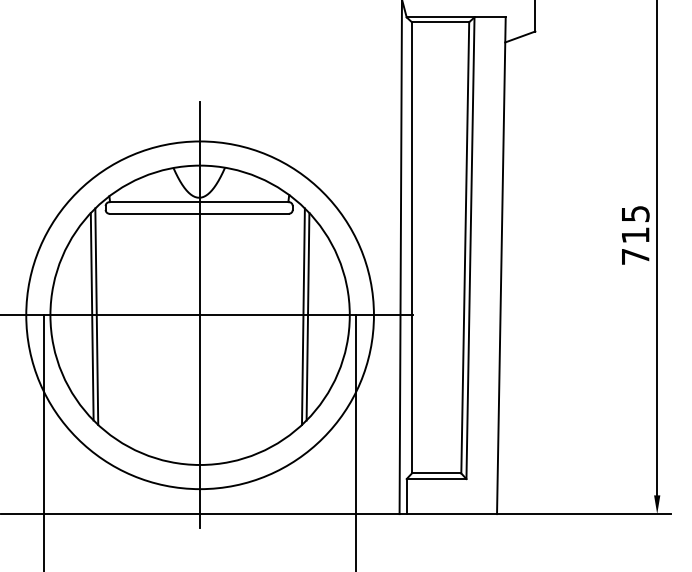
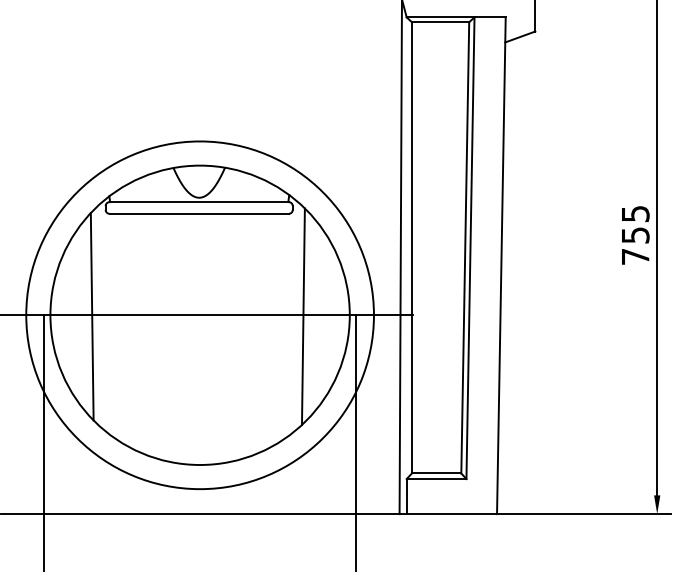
text: 715 -> 755 (635, 235)
line: present -> none (200, 315)
line: present -> none (96, 316)
line: present -> none (307, 316)
